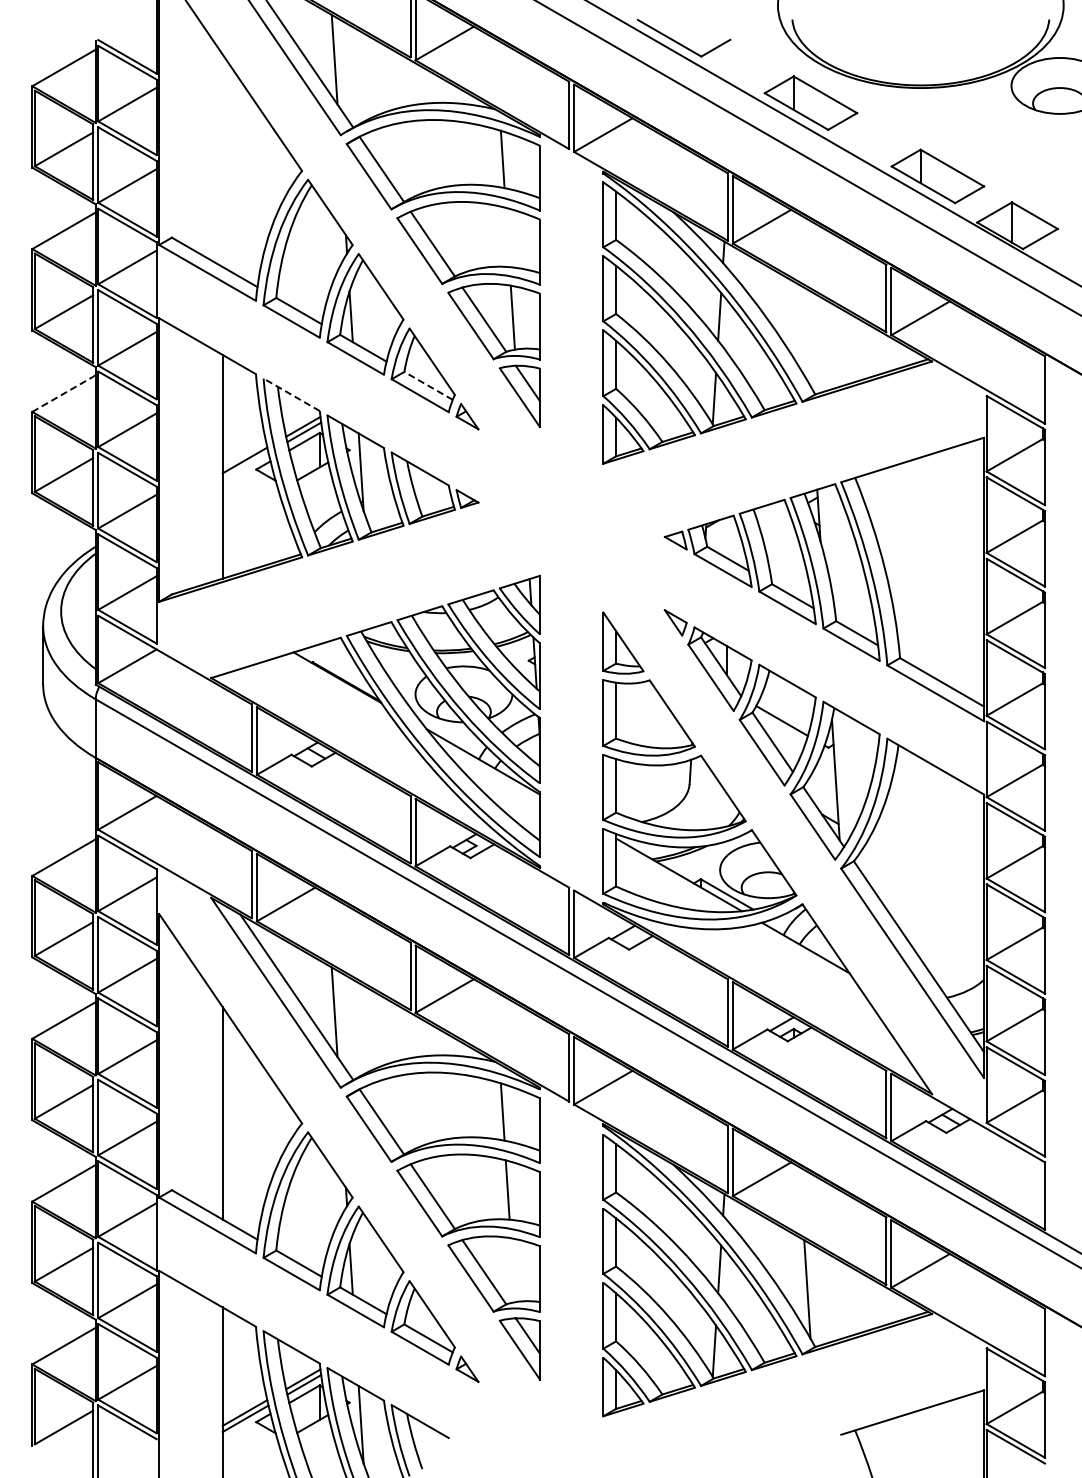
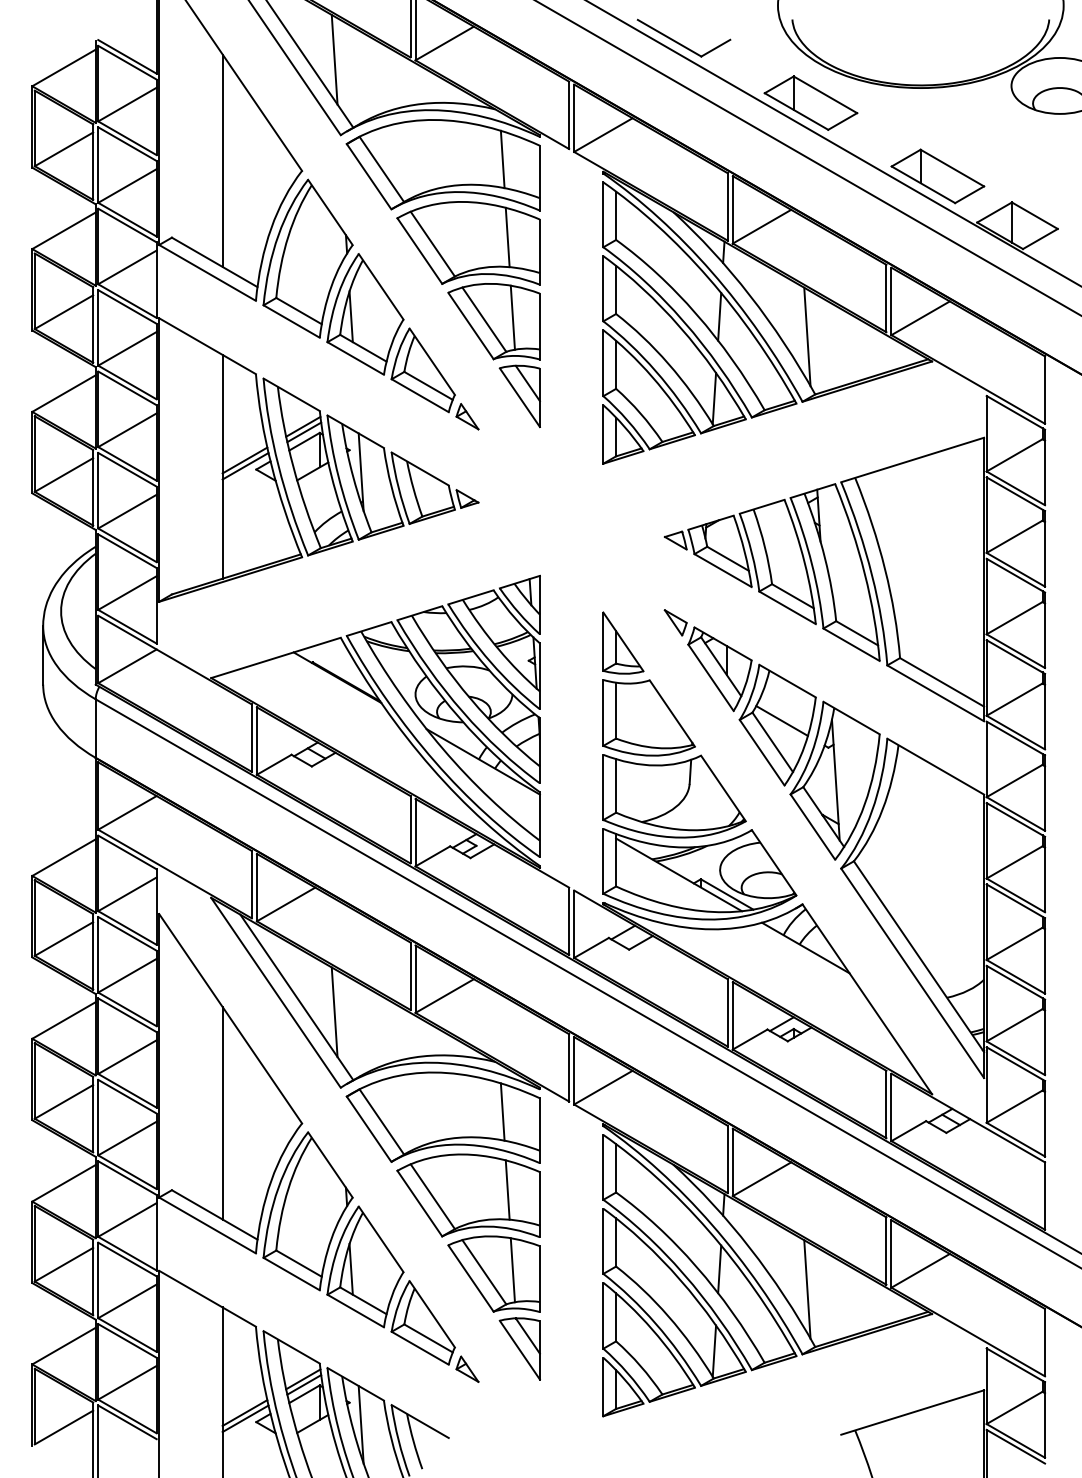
line: none -> present (222, 160)
line: none -> present (507, 237)
line: none -> present (807, 336)
line: dashed -> solid (428, 385)
line: dashed -> solid (64, 393)
line: dashed -> solid (291, 394)
line: none -> present (245, 466)
line: none -> present (512, 1270)
